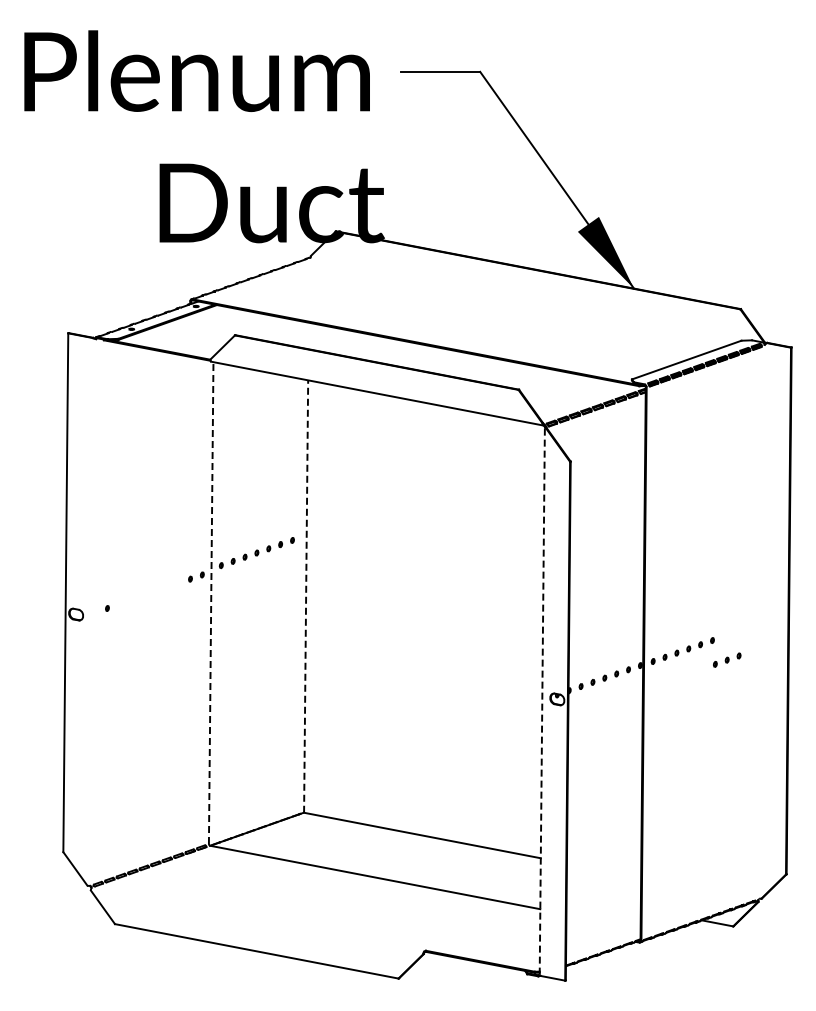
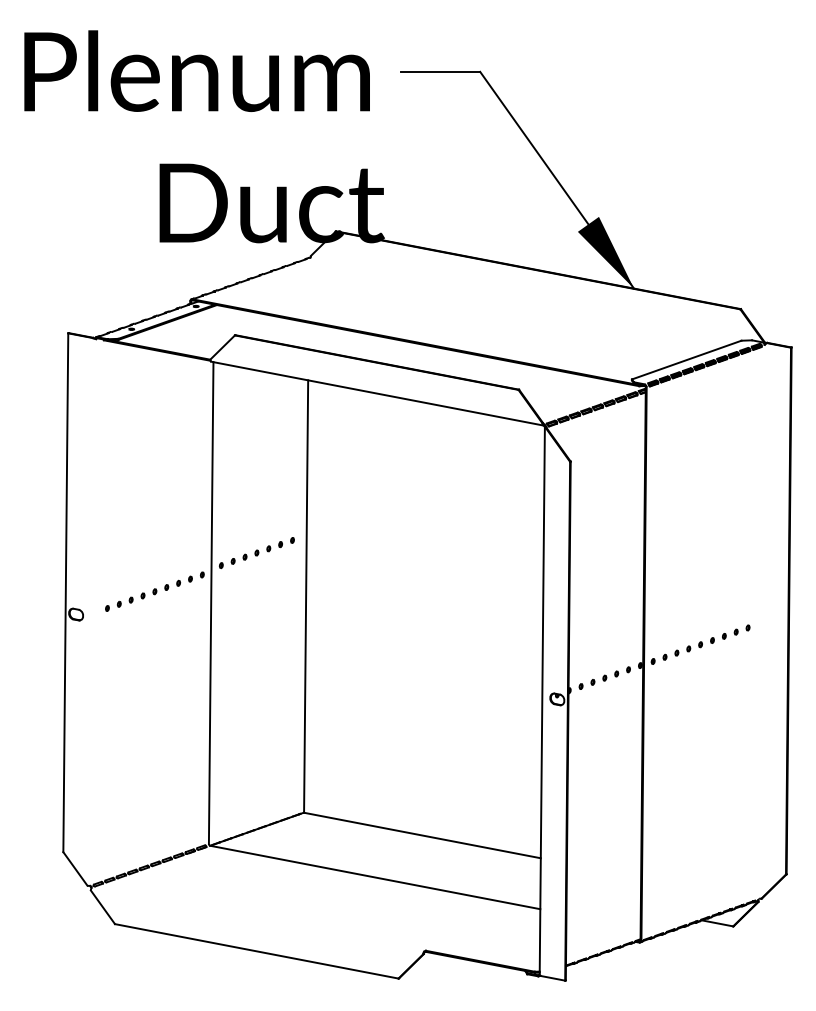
part: none -> present (148, 593)
line: dashed -> solid (306, 596)
line: dashed -> solid (211, 603)
part position: (727, 659) -> (736, 631) (736, 631)
line: dashed -> solid (542, 700)
